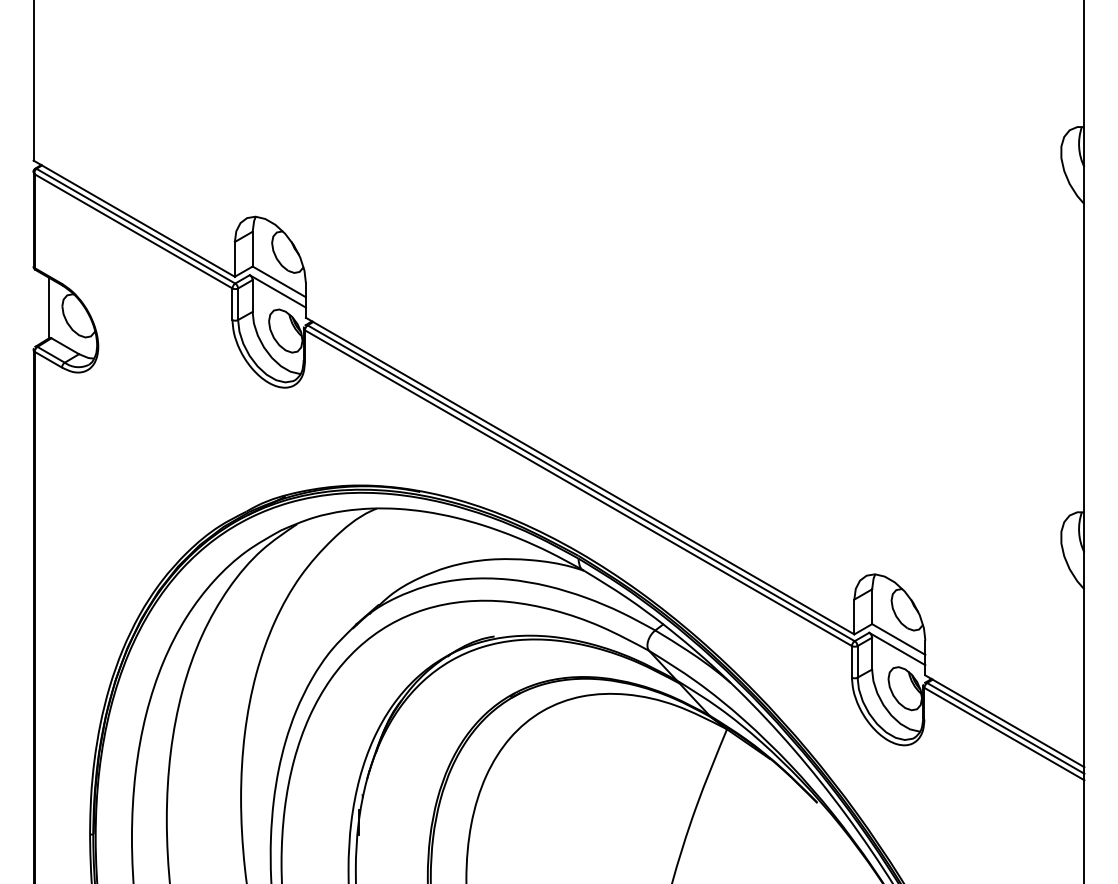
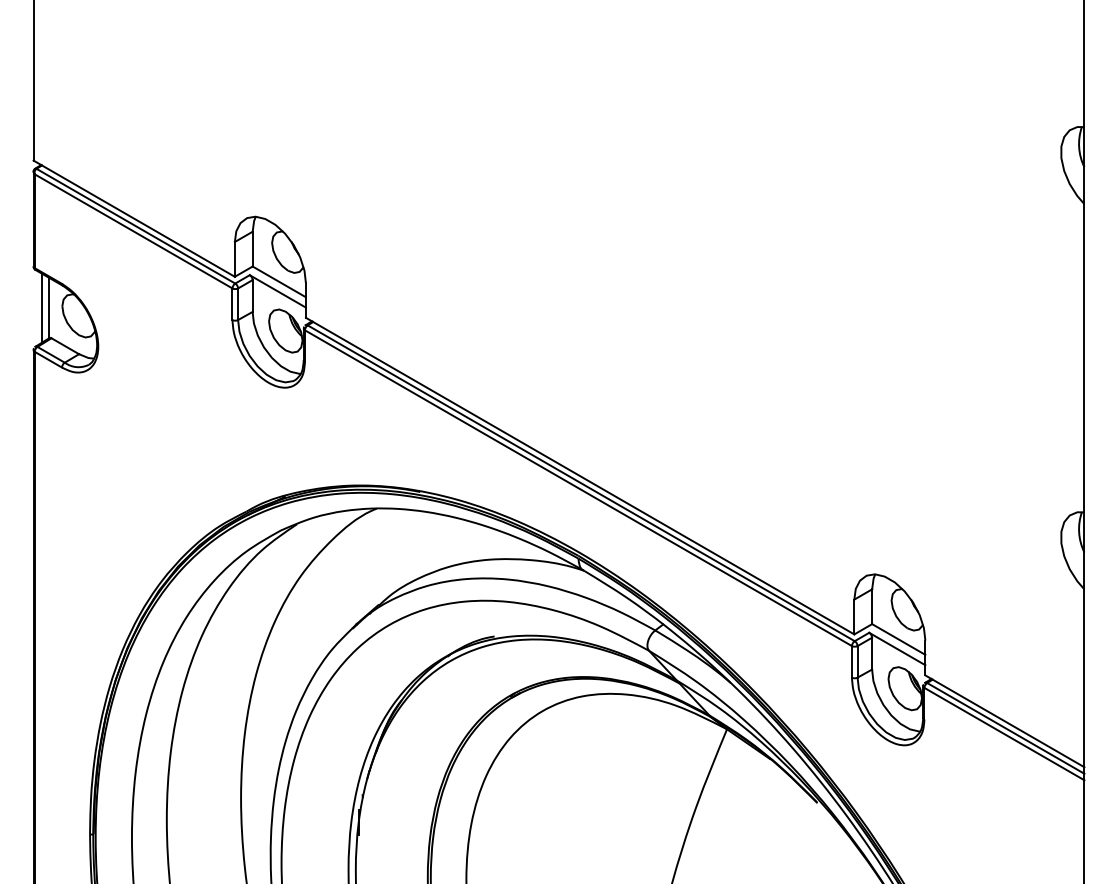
line: none -> present (41, 307)
